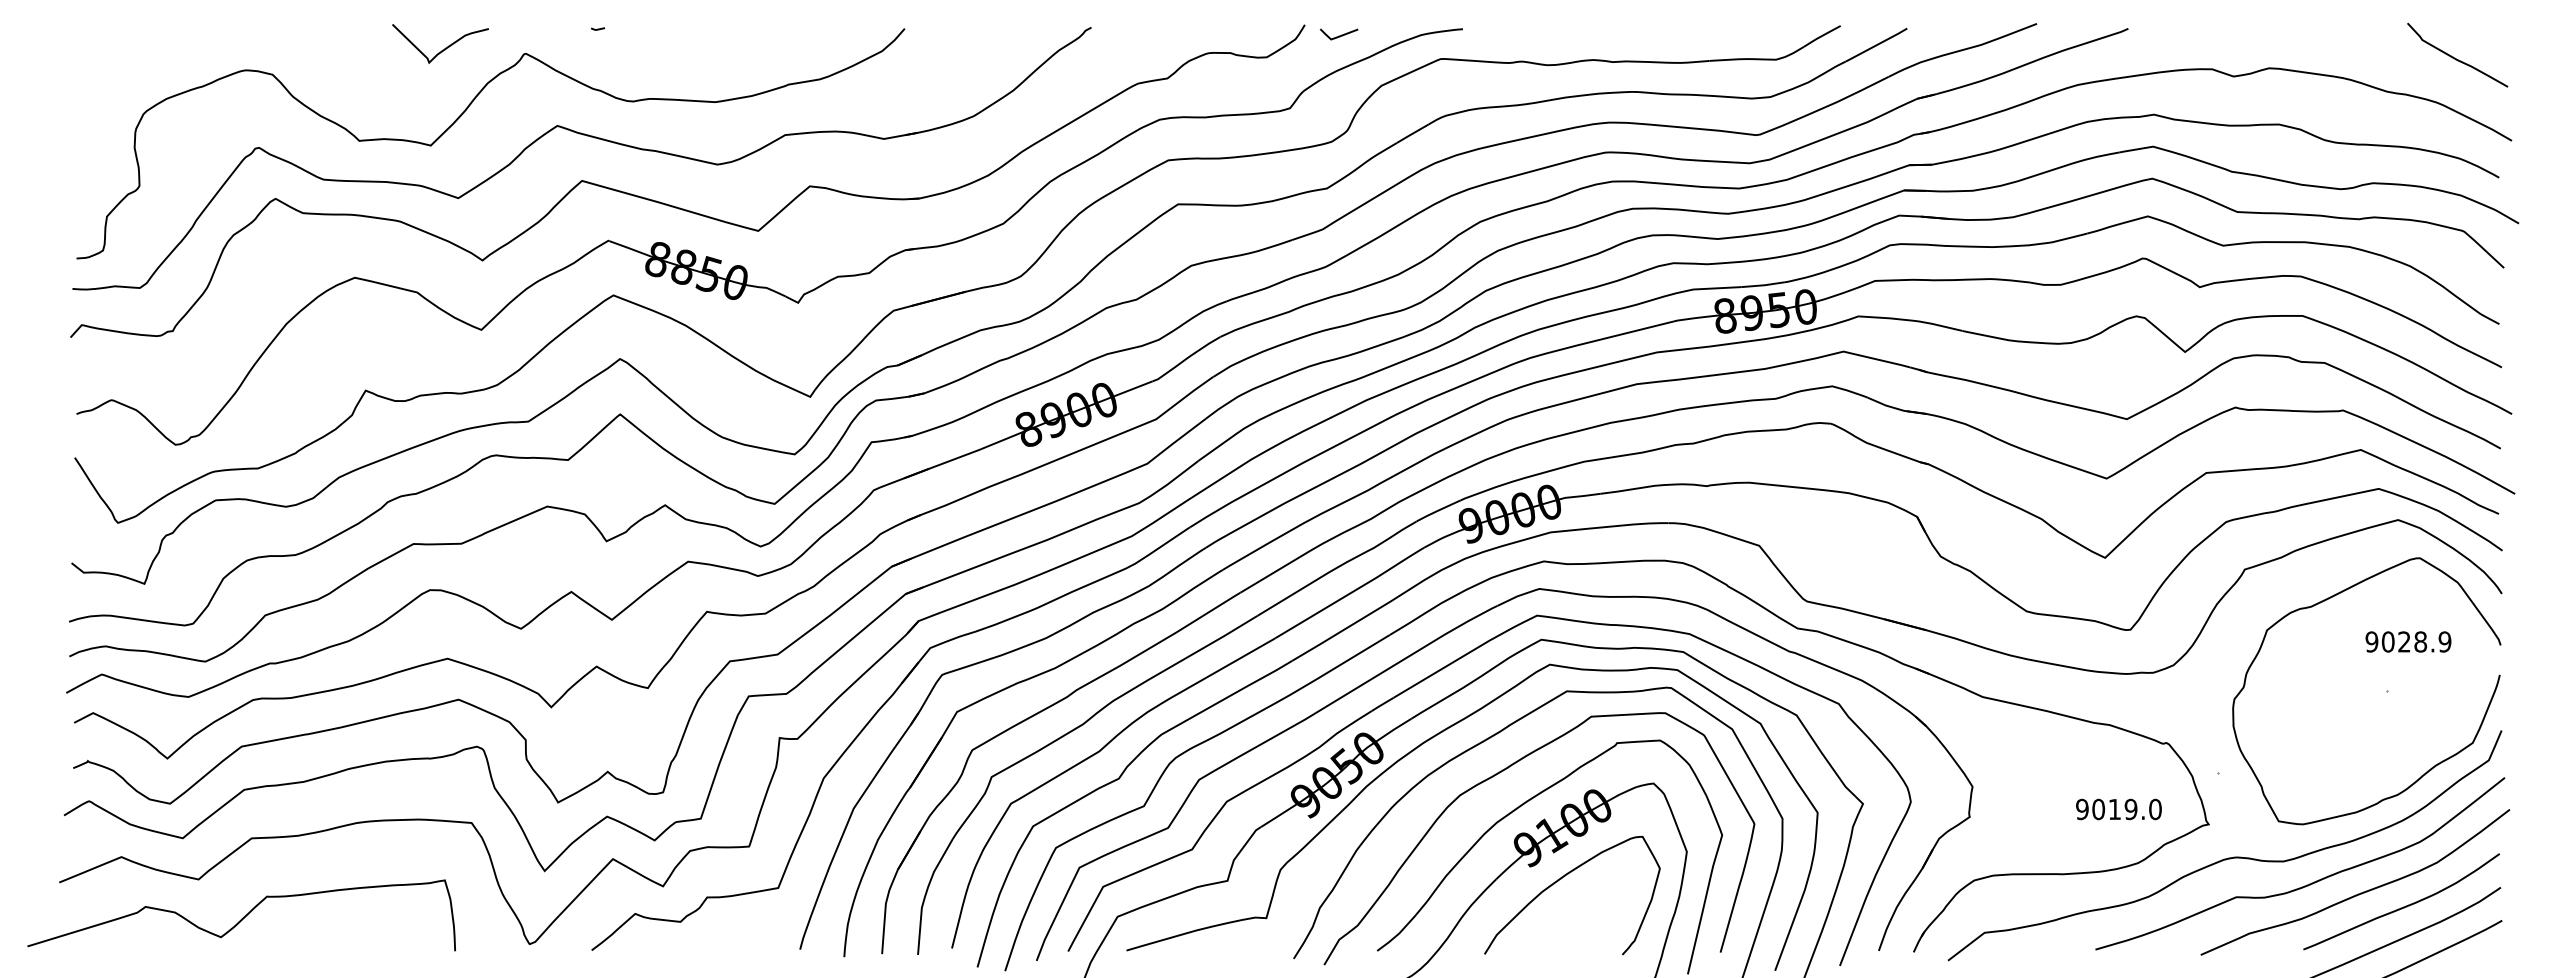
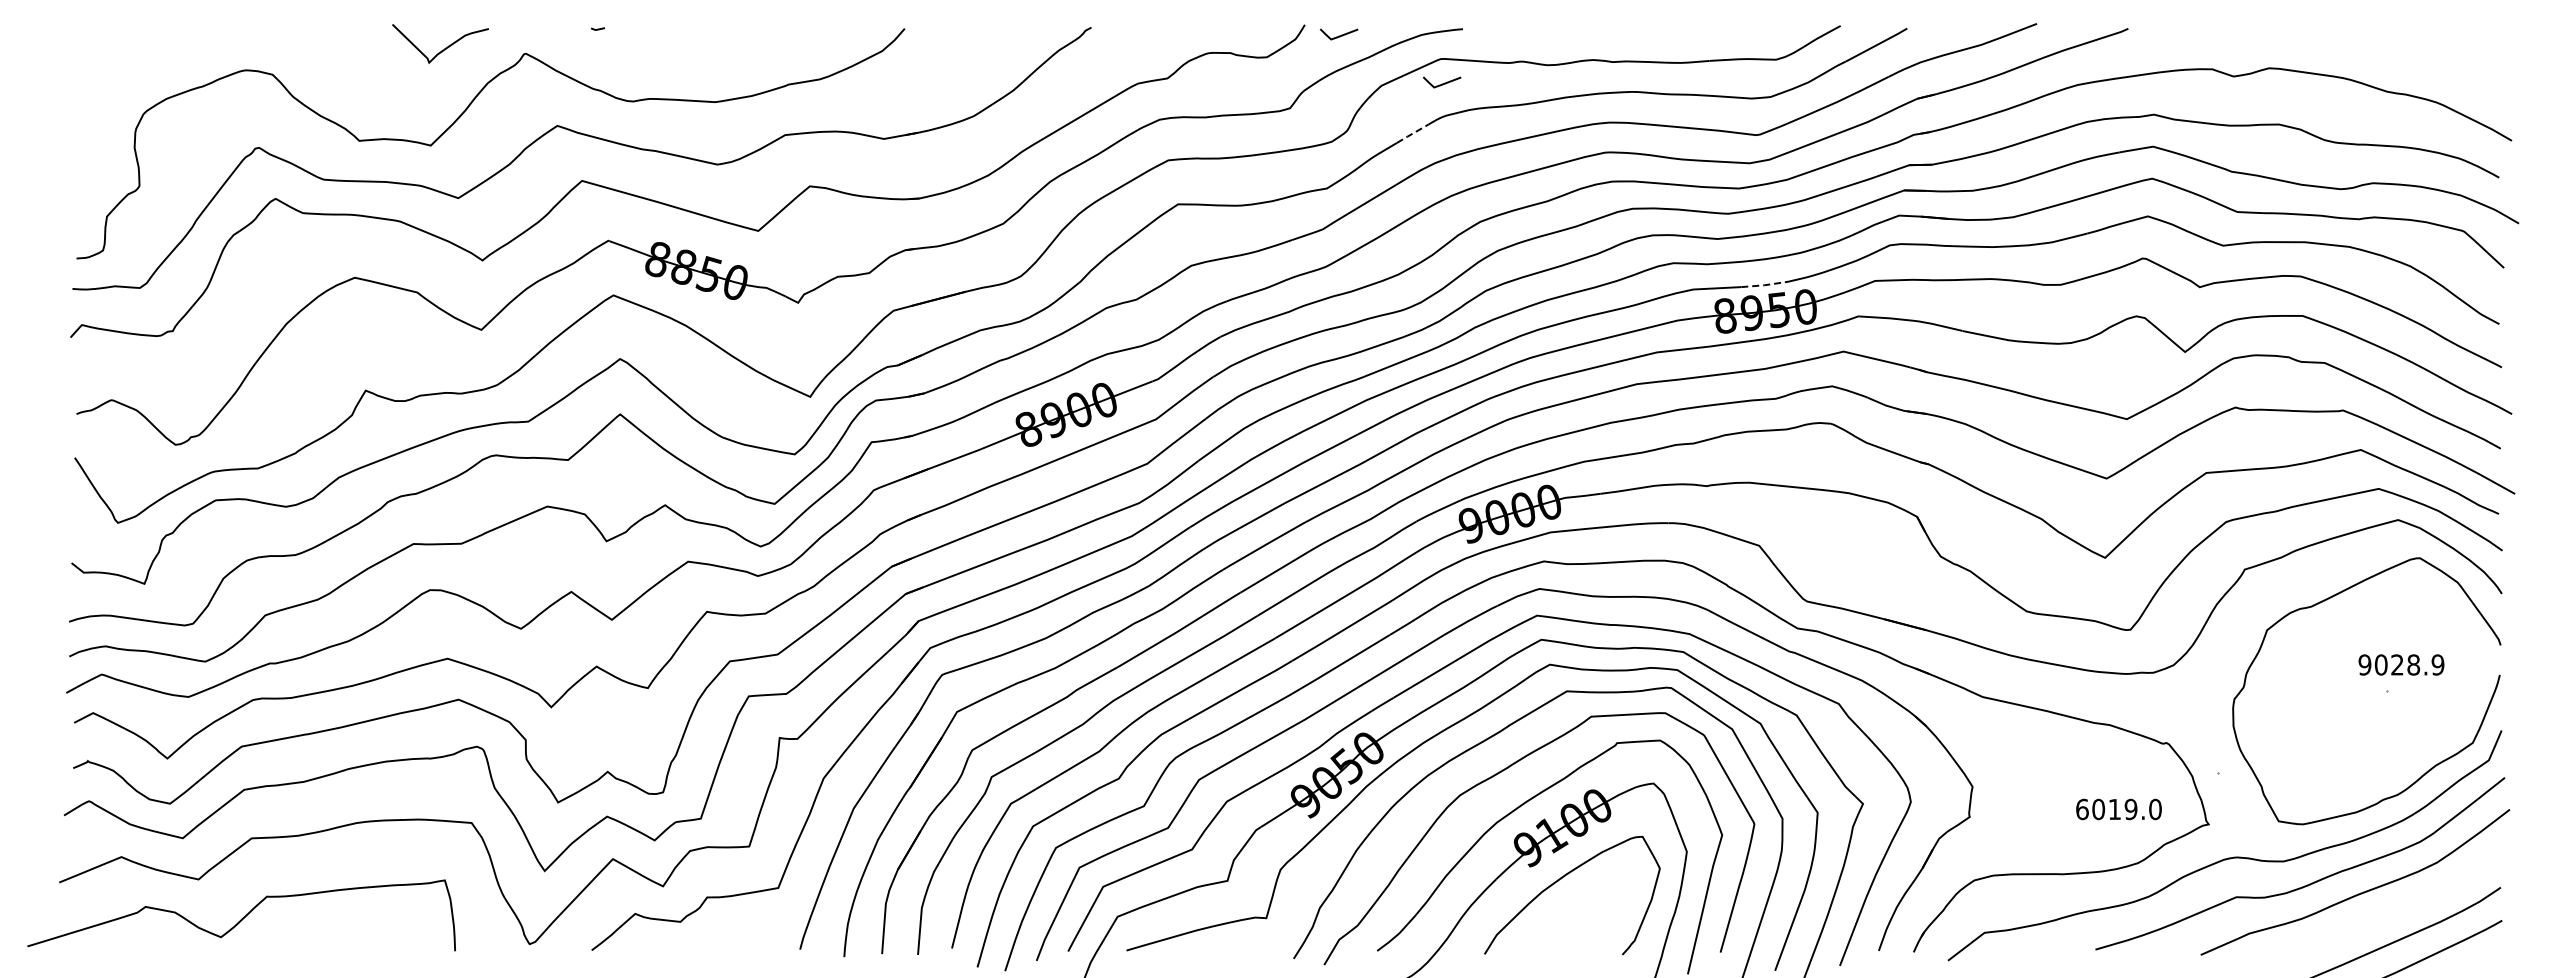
curve: present -> none (2455, 57)
curve: none -> present (1442, 83)
line: solid -> dashed (1413, 133)
line: solid -> dashed (1763, 285)
text position: (2408, 641) -> (2401, 664) (2401, 664)
text: 9019.0 -> 6019.0 (2082, 809)
curve: present -> none (2403, 906)
